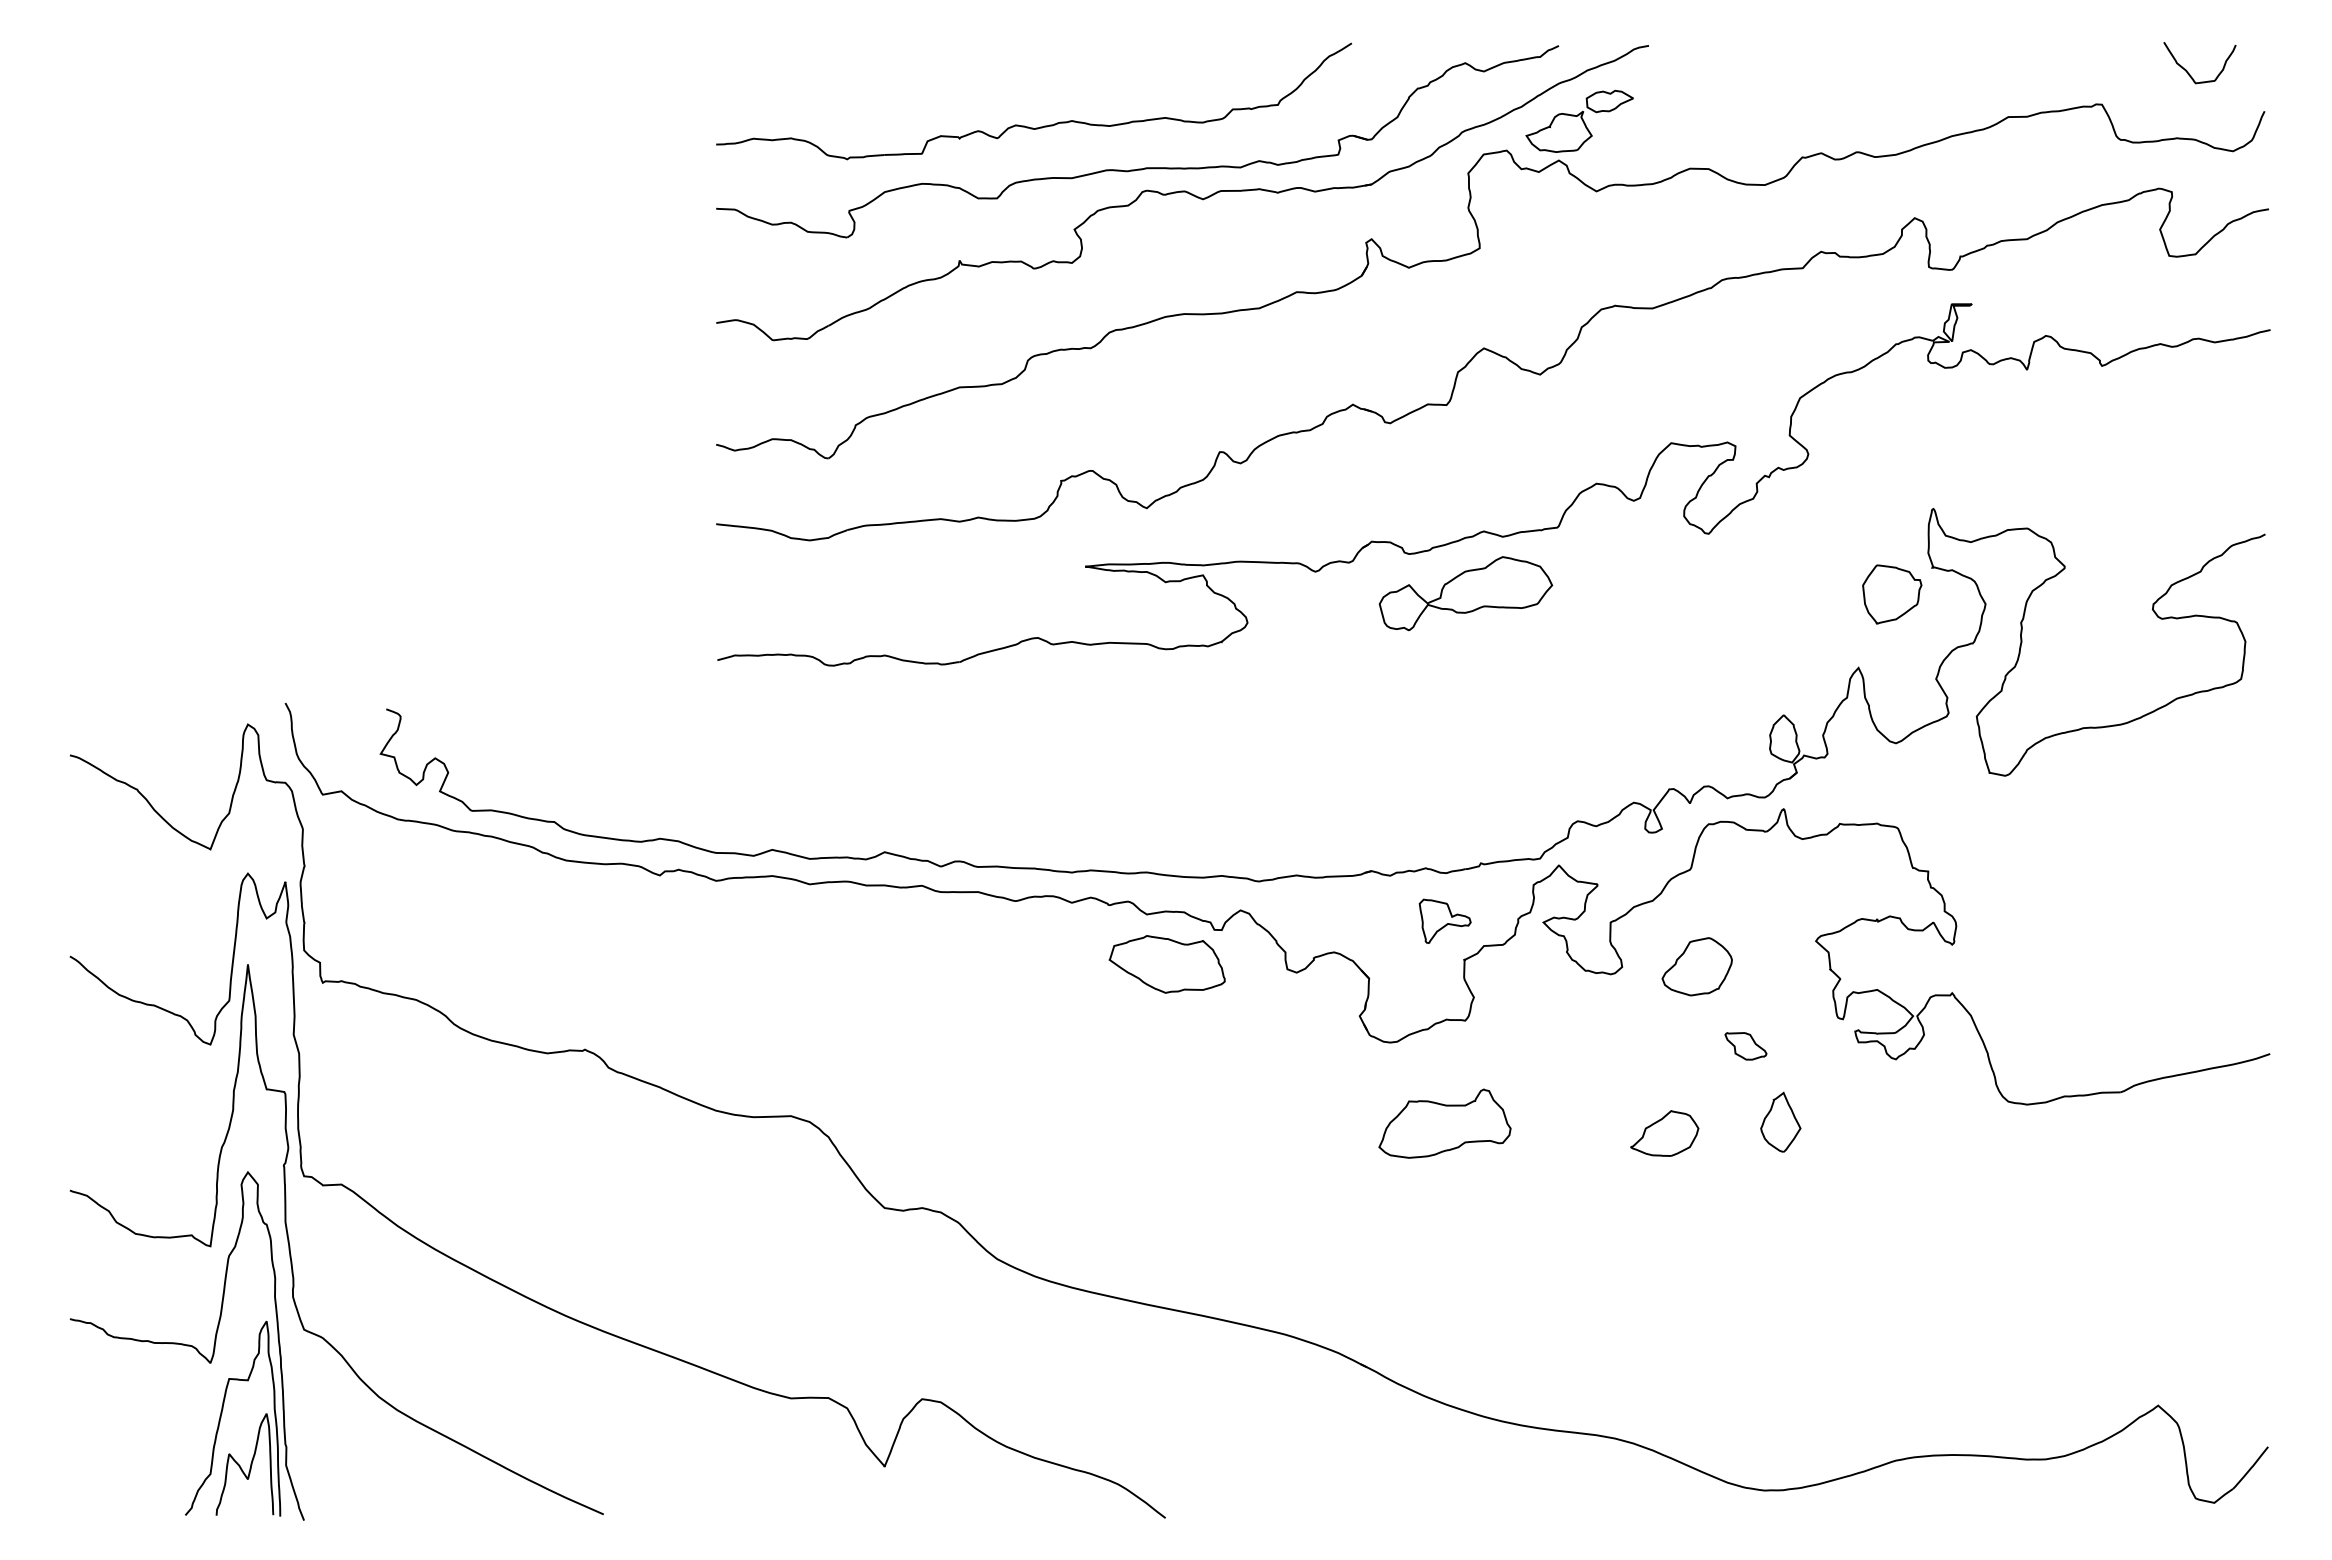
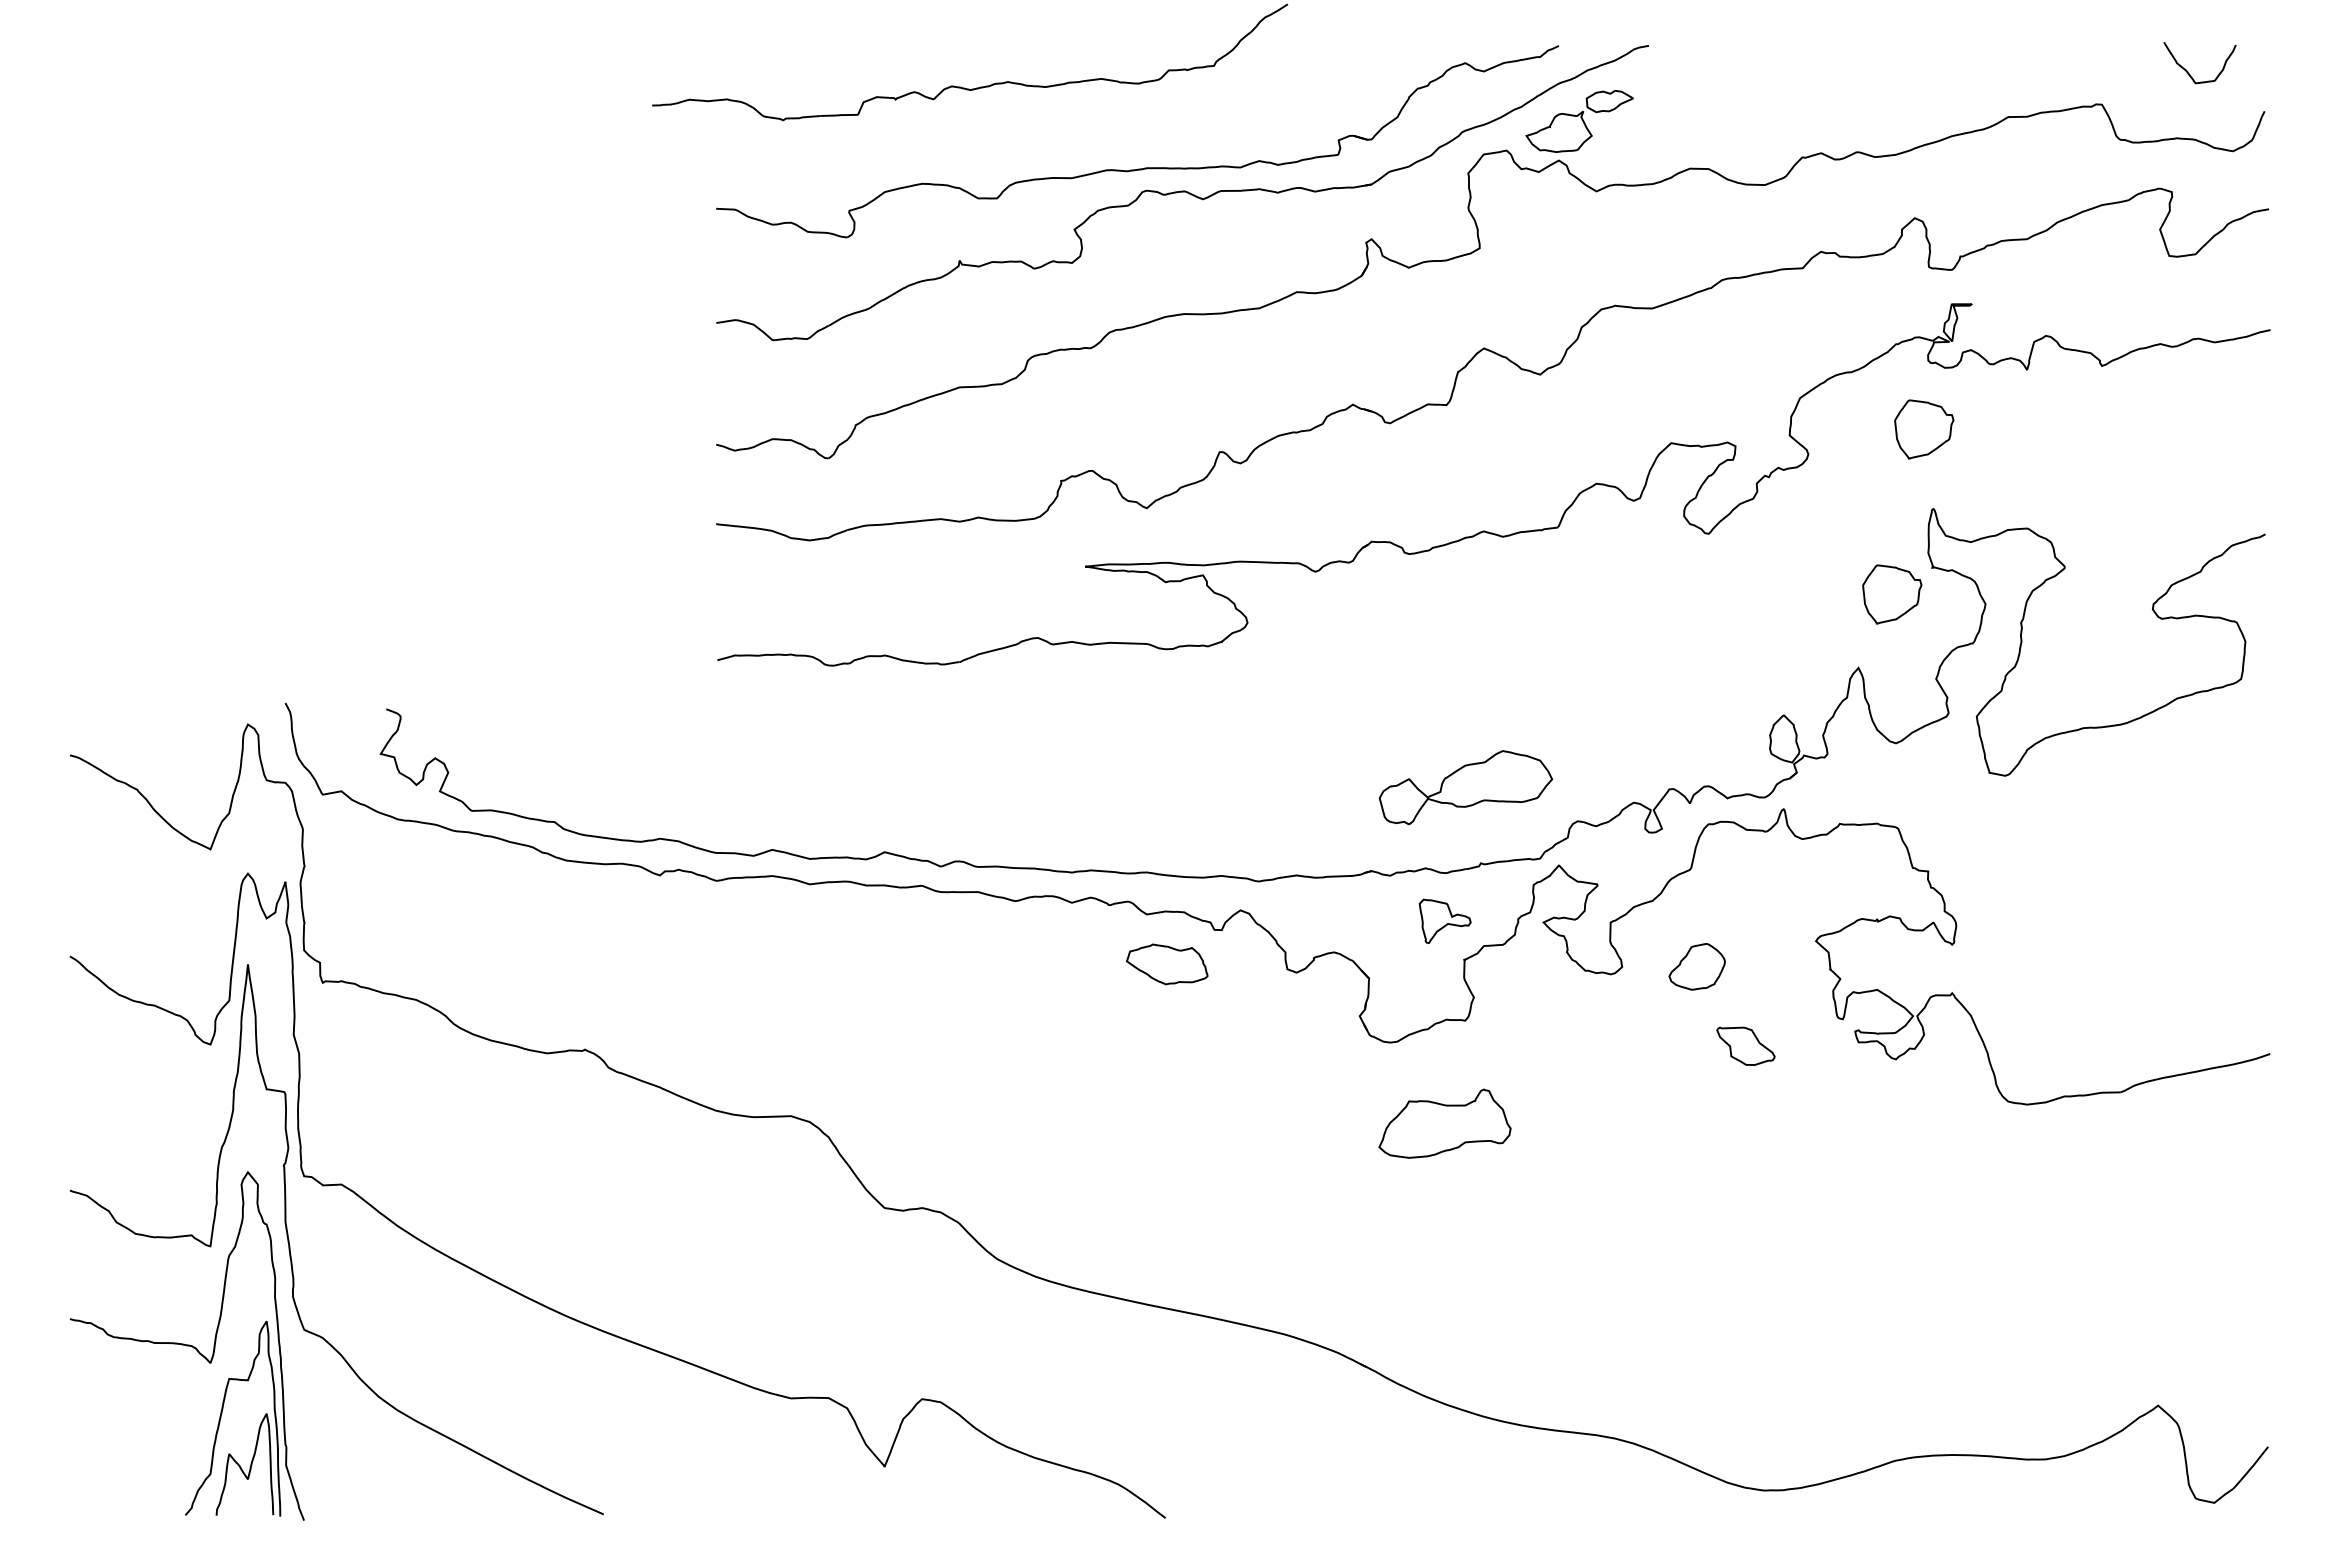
part position: (1028, 126) -> (964, 87) (964, 87)
part: none -> present (1924, 429)
part position: (1465, 593) -> (1465, 787) (1465, 787)
part size: 118x59 px -> 84x43 px (1166, 964)
part size: 72x60 px -> 58x48 px (1696, 966)
part size: 44x29 px -> 60x40 px (1745, 1045)
part: present -> none (1780, 1121)
part: present -> none (1664, 1133)
